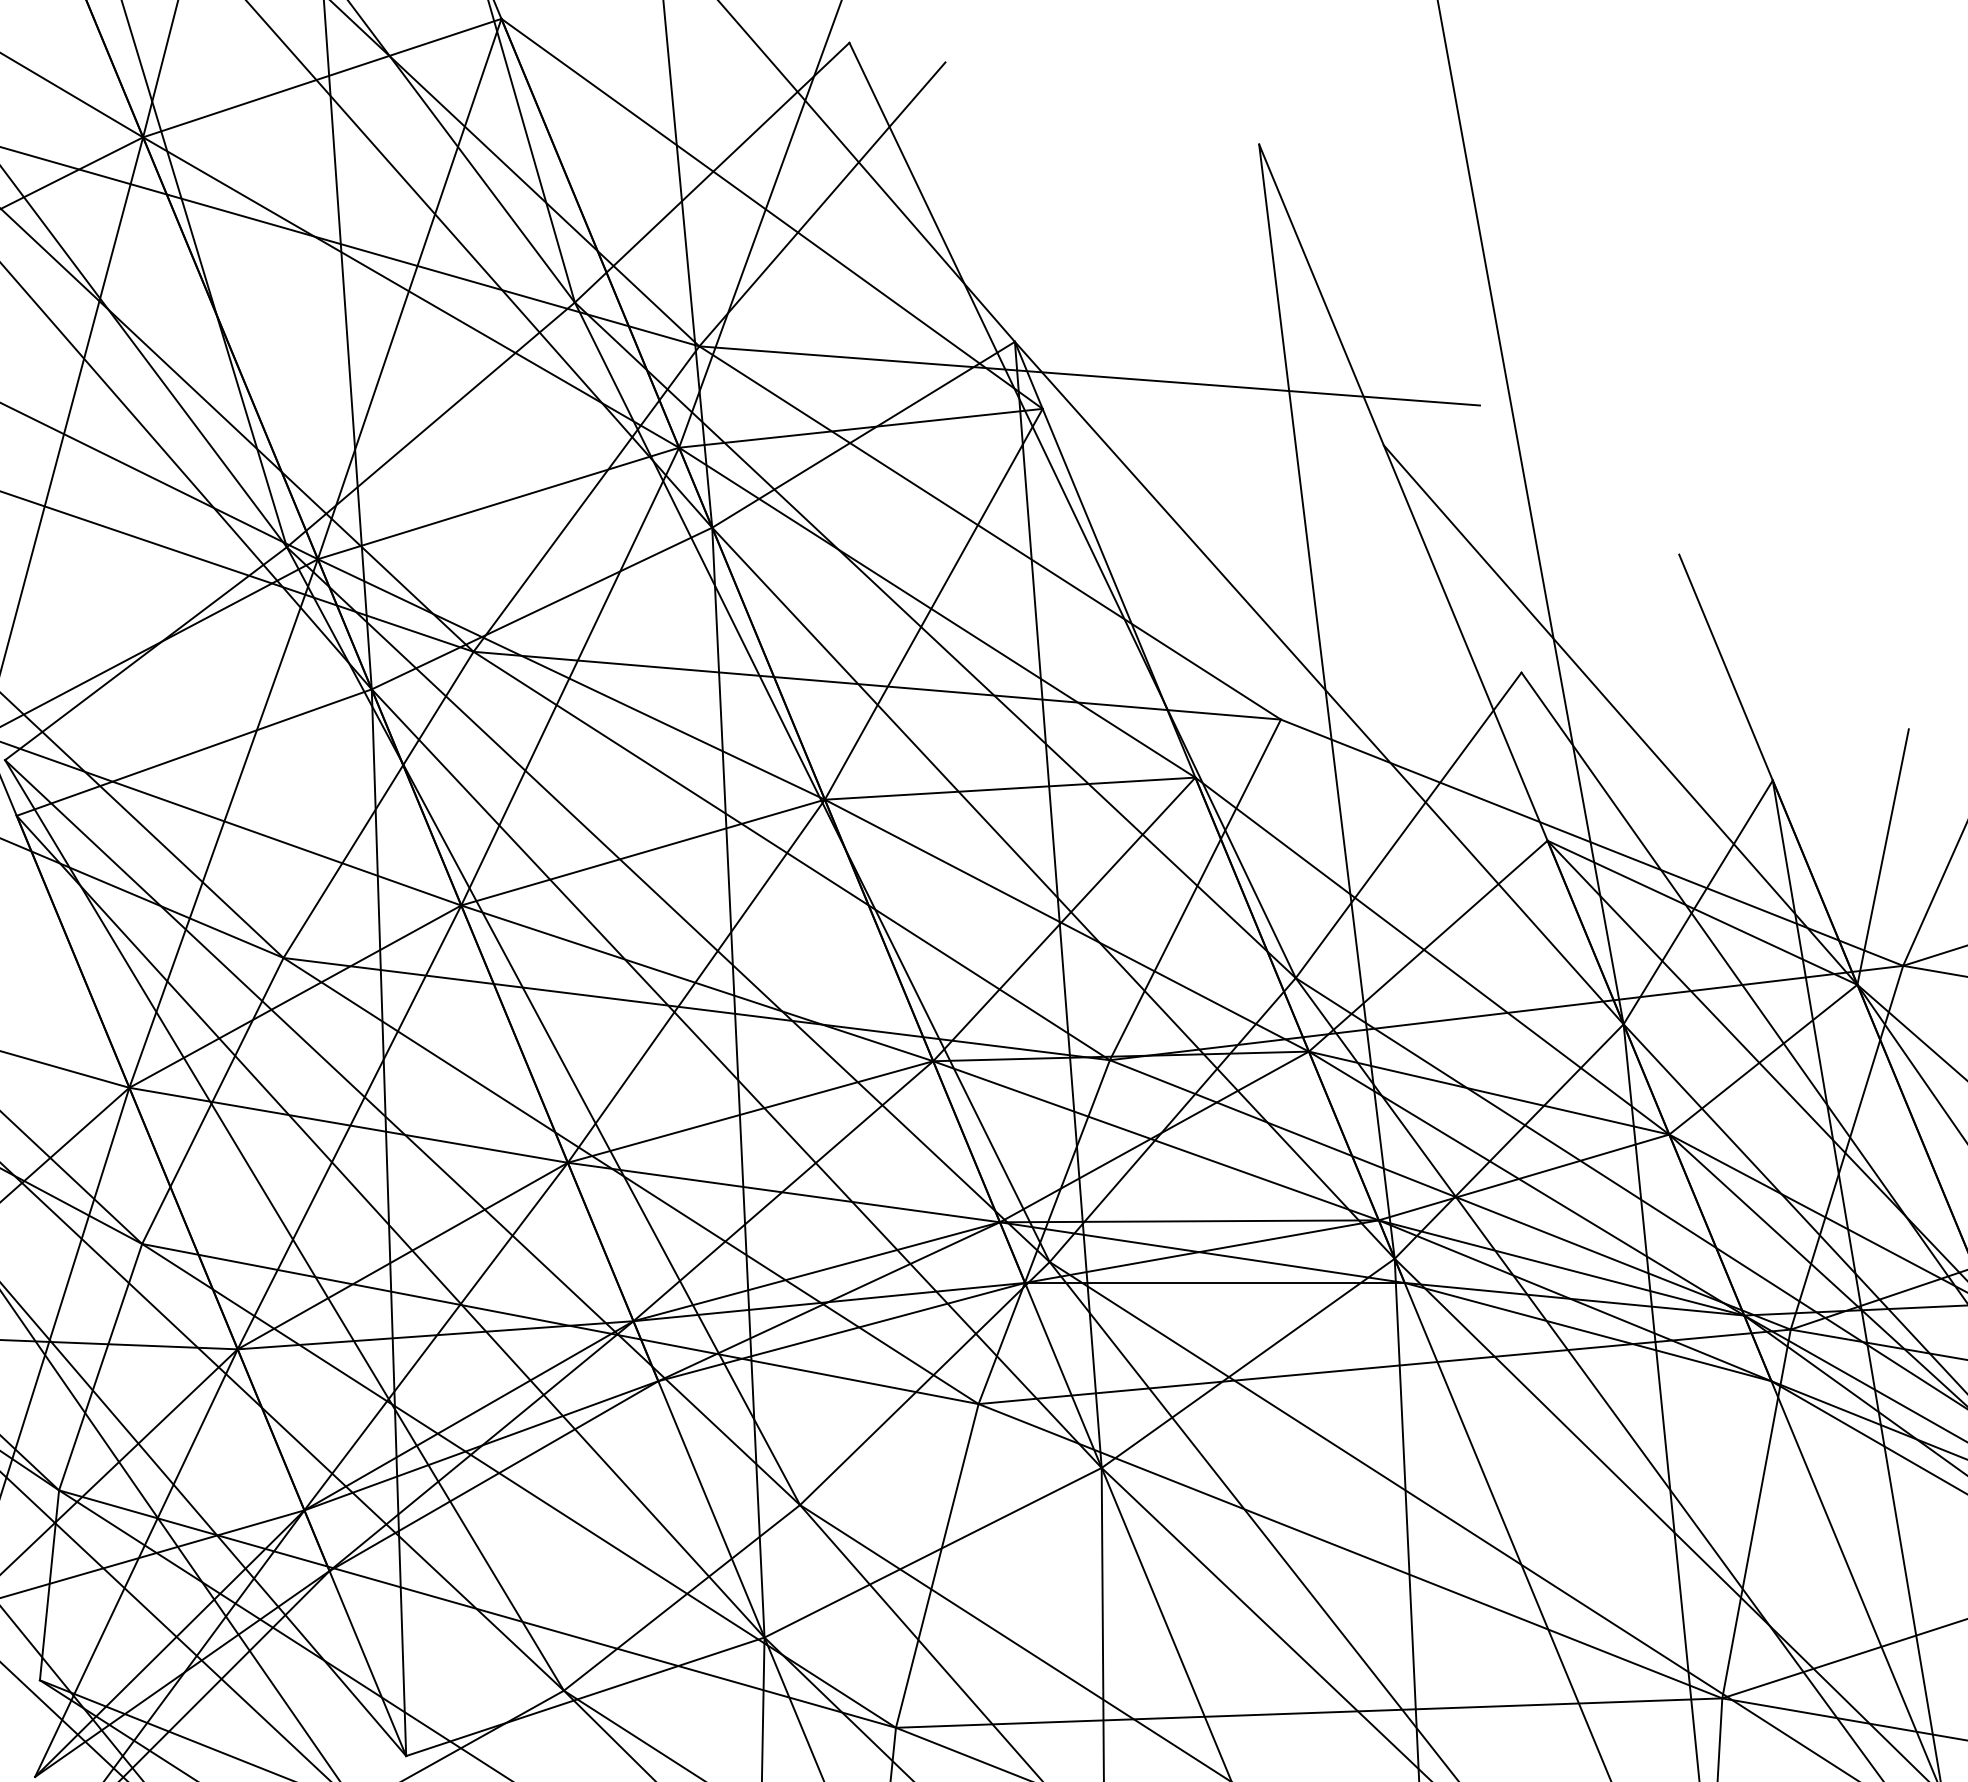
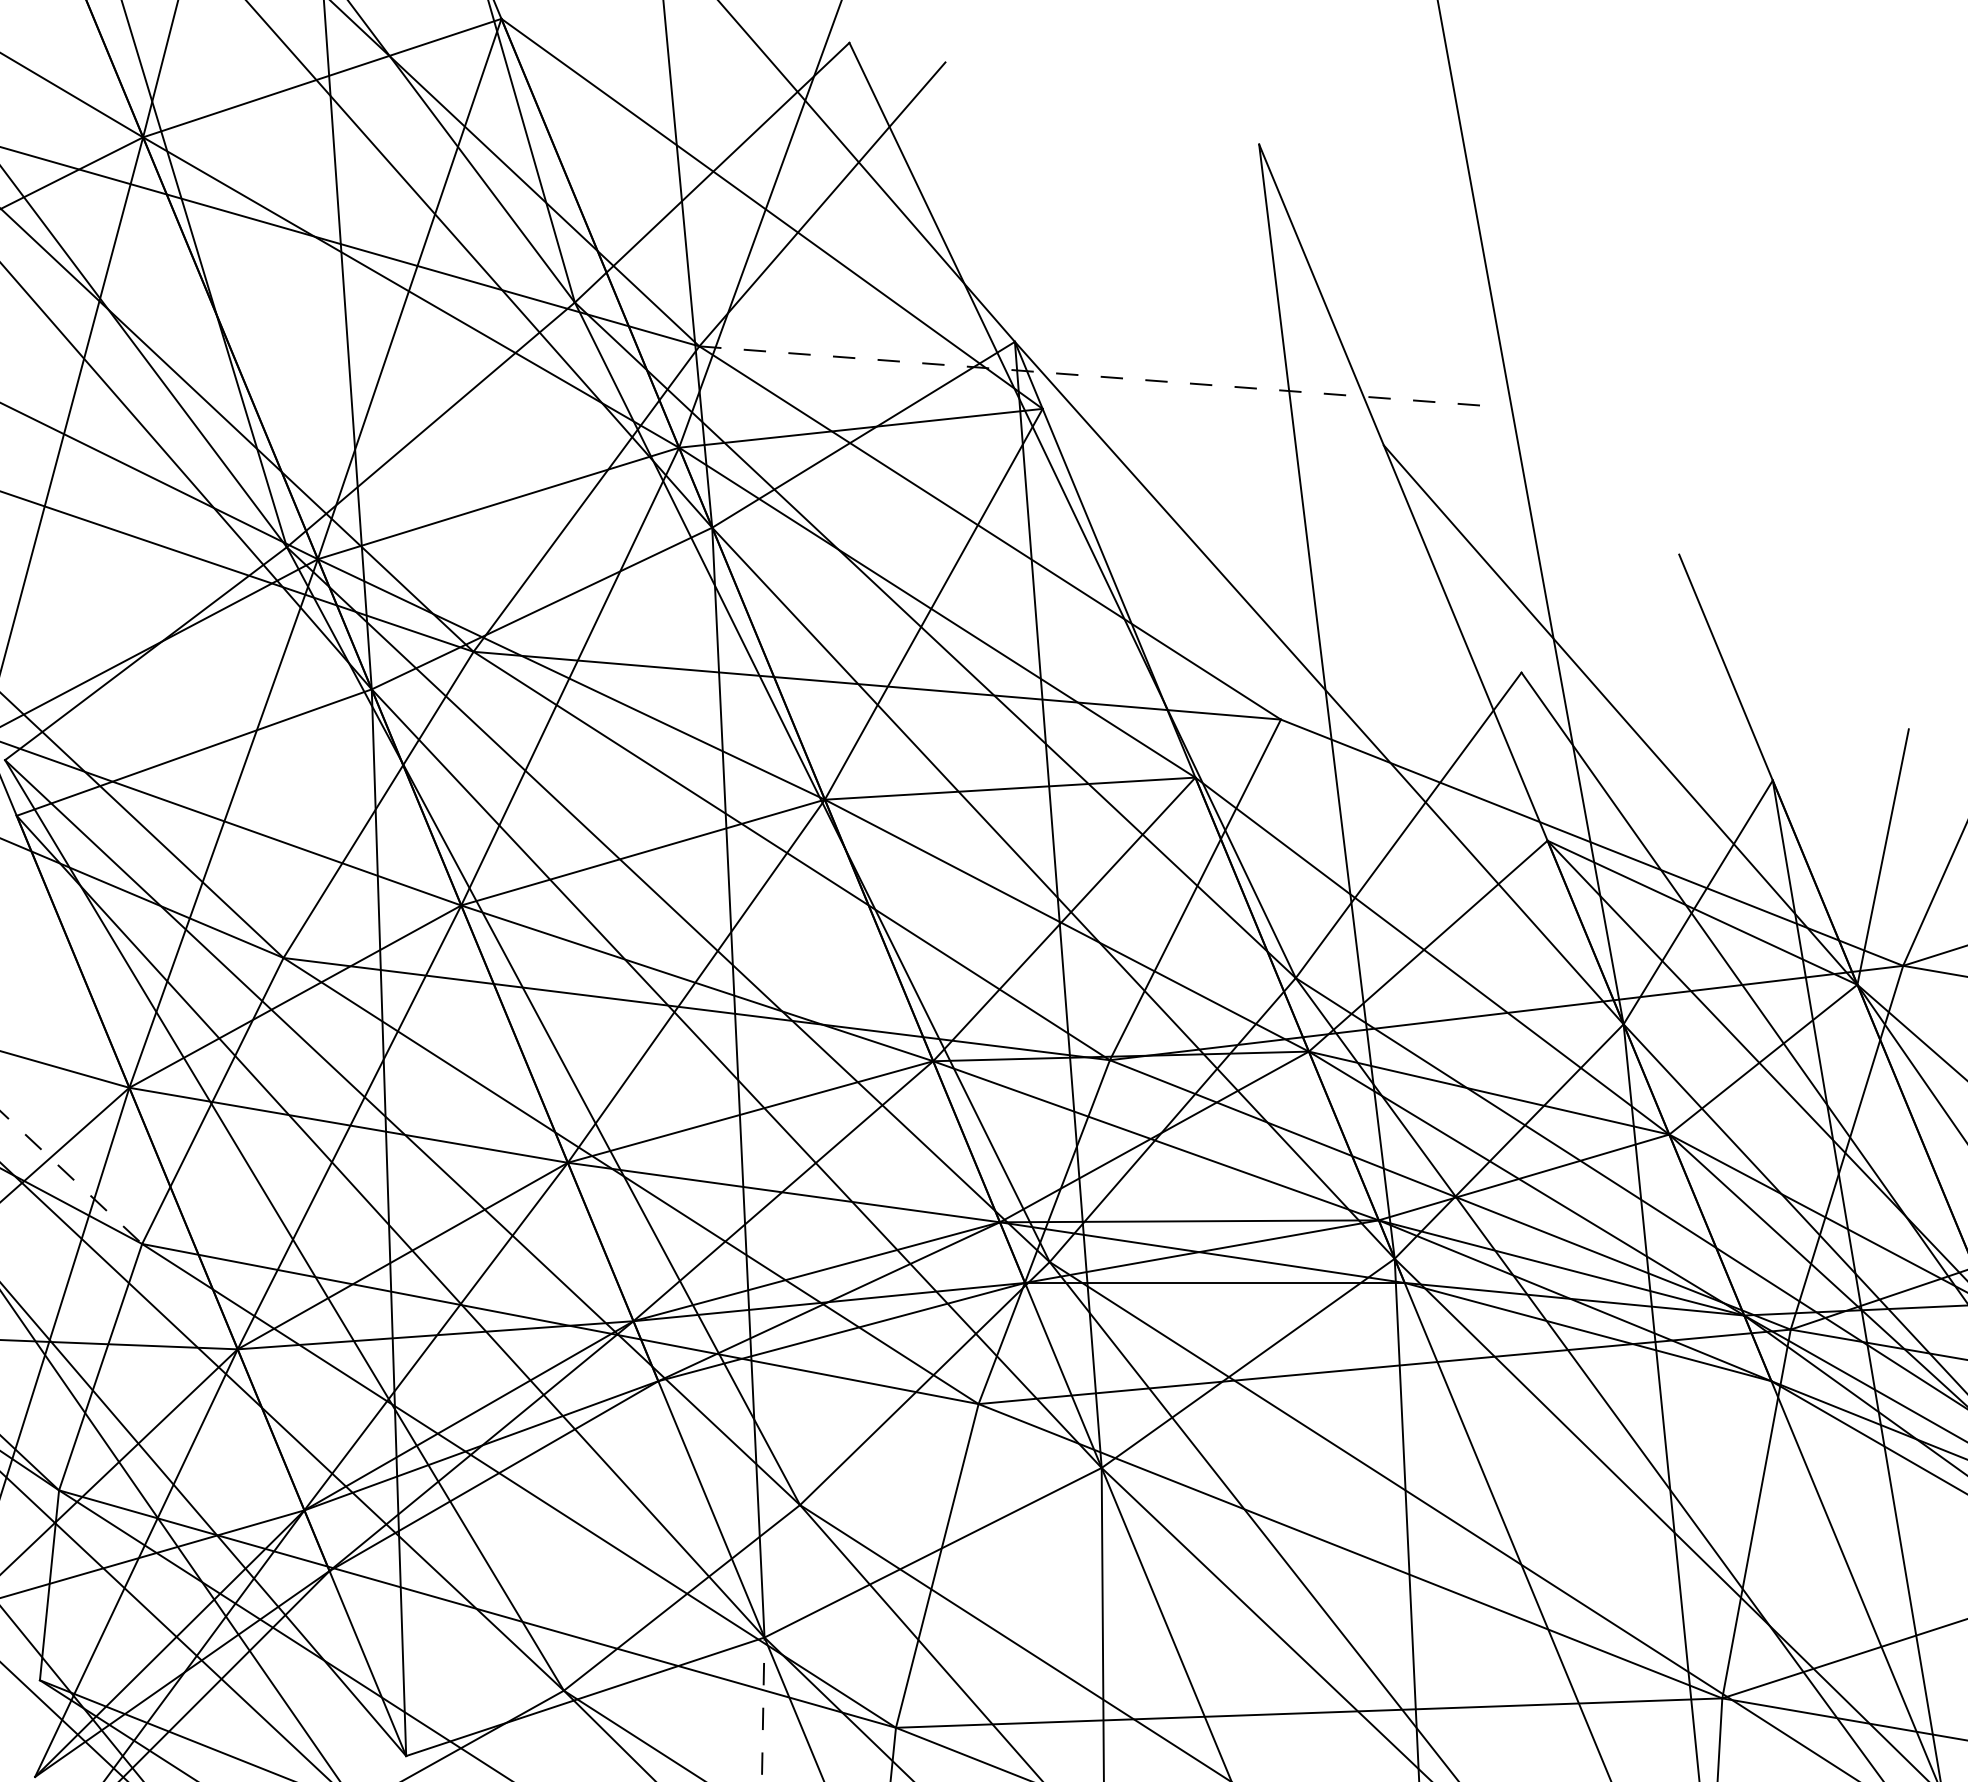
line: solid -> dashed (1089, 375)
line: solid -> dashed (71, 1177)
line: solid -> dashed (763, 1709)
